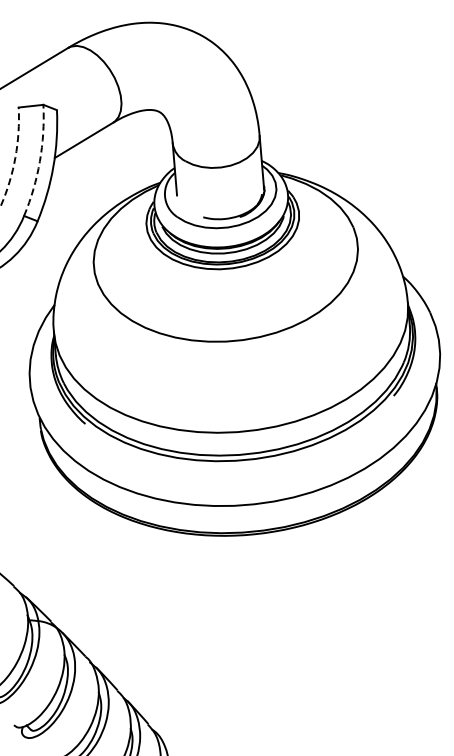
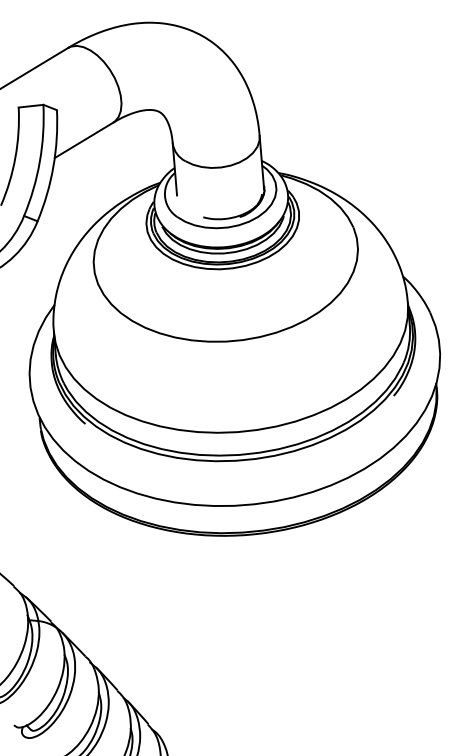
arc: dashed -> solid (15, 157)
arc: dashed -> solid (39, 161)
